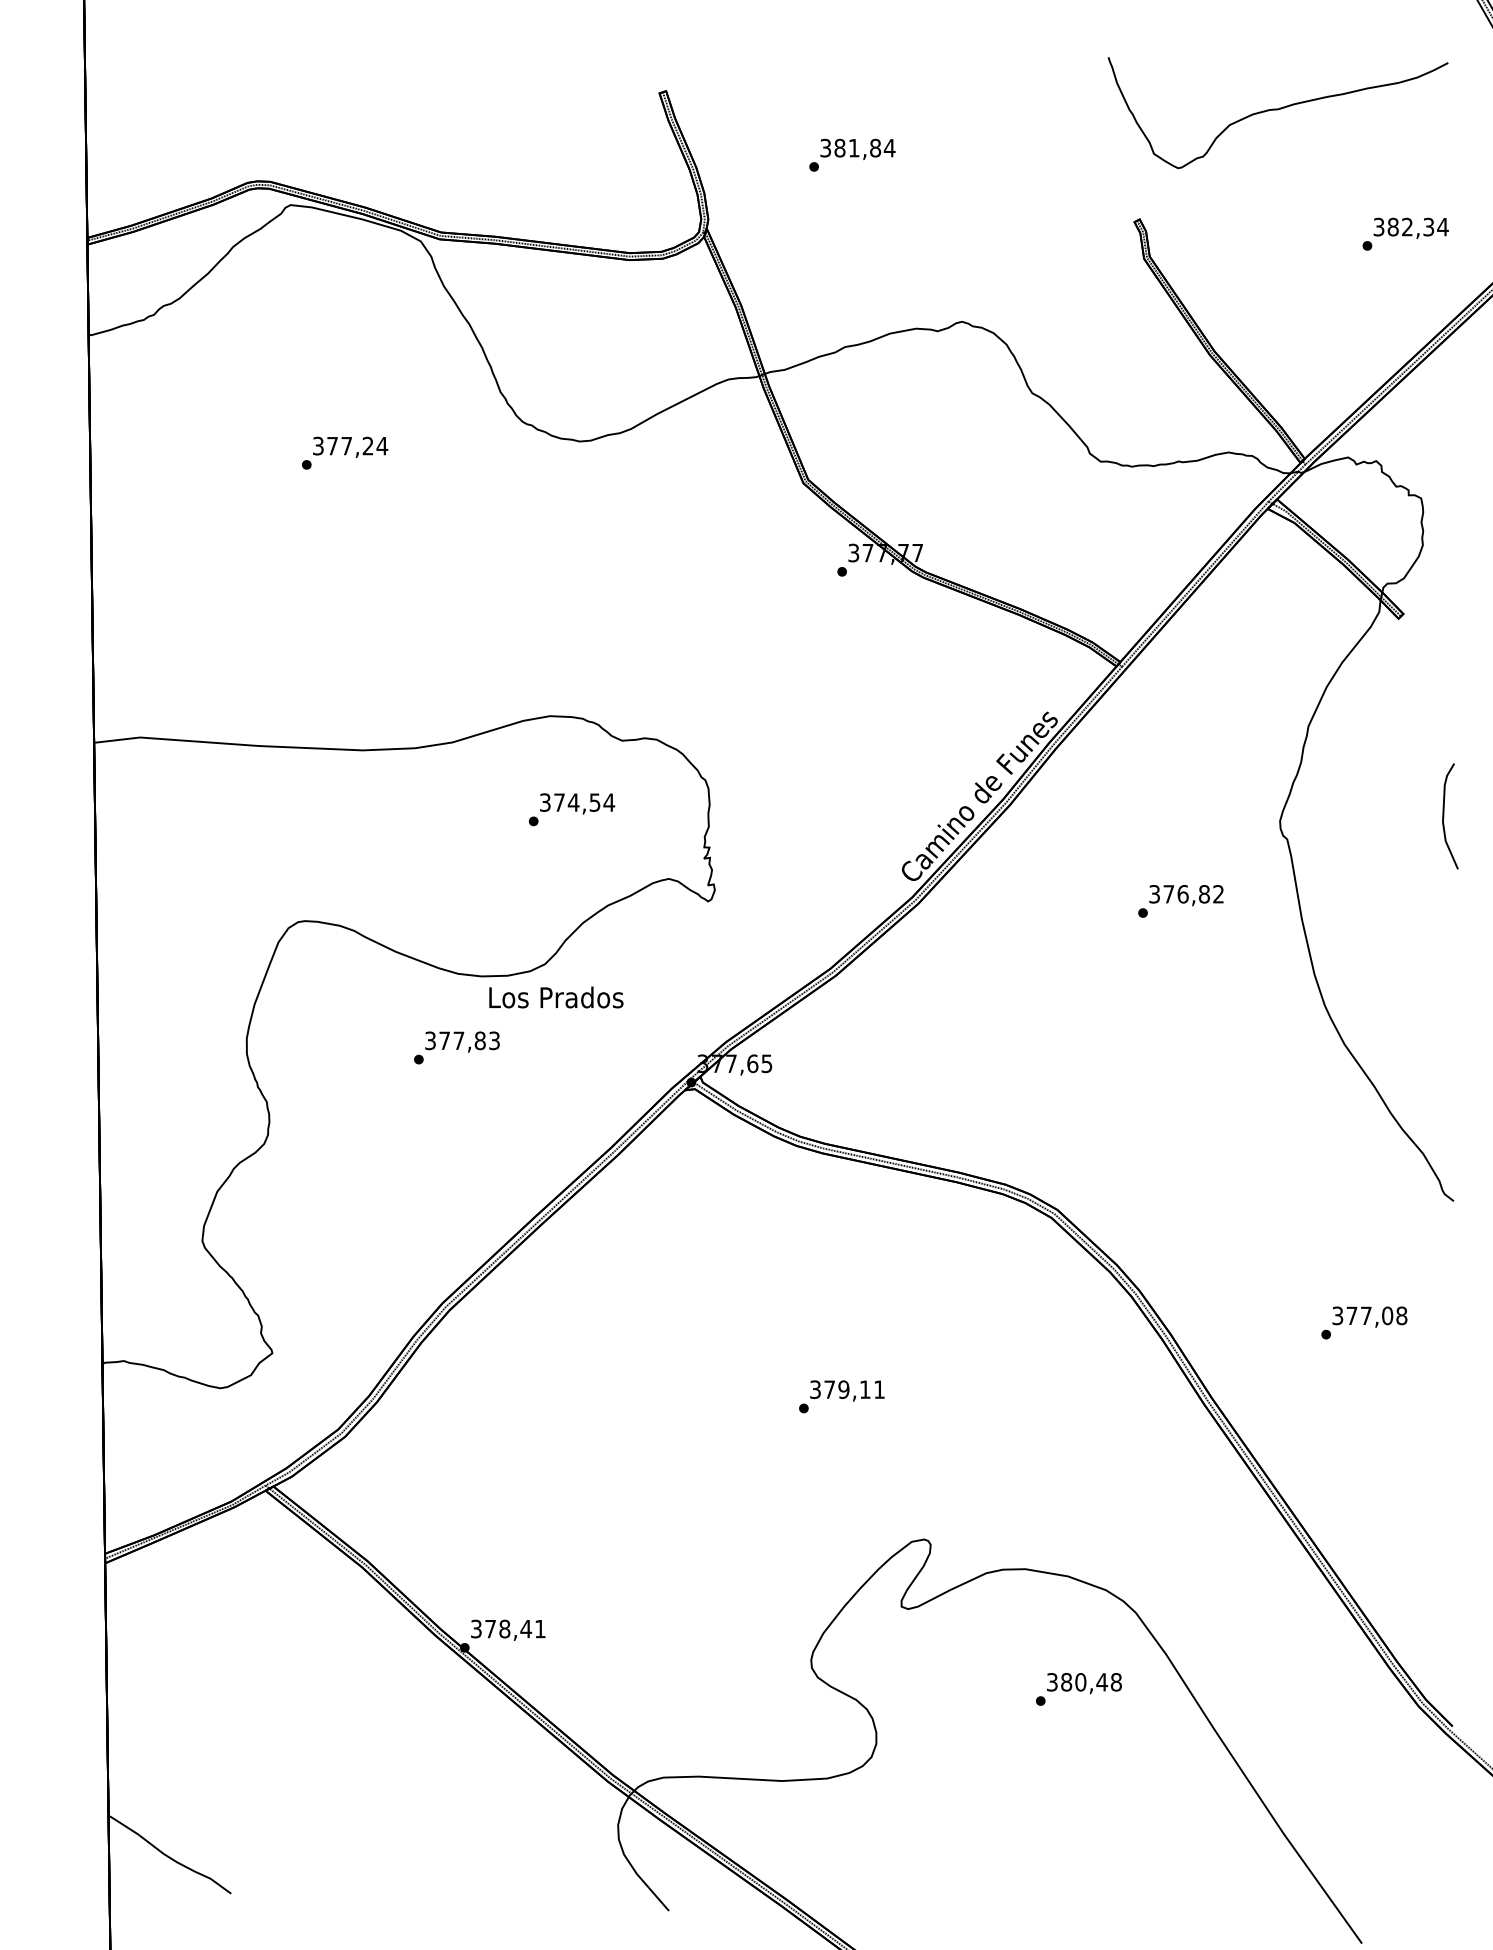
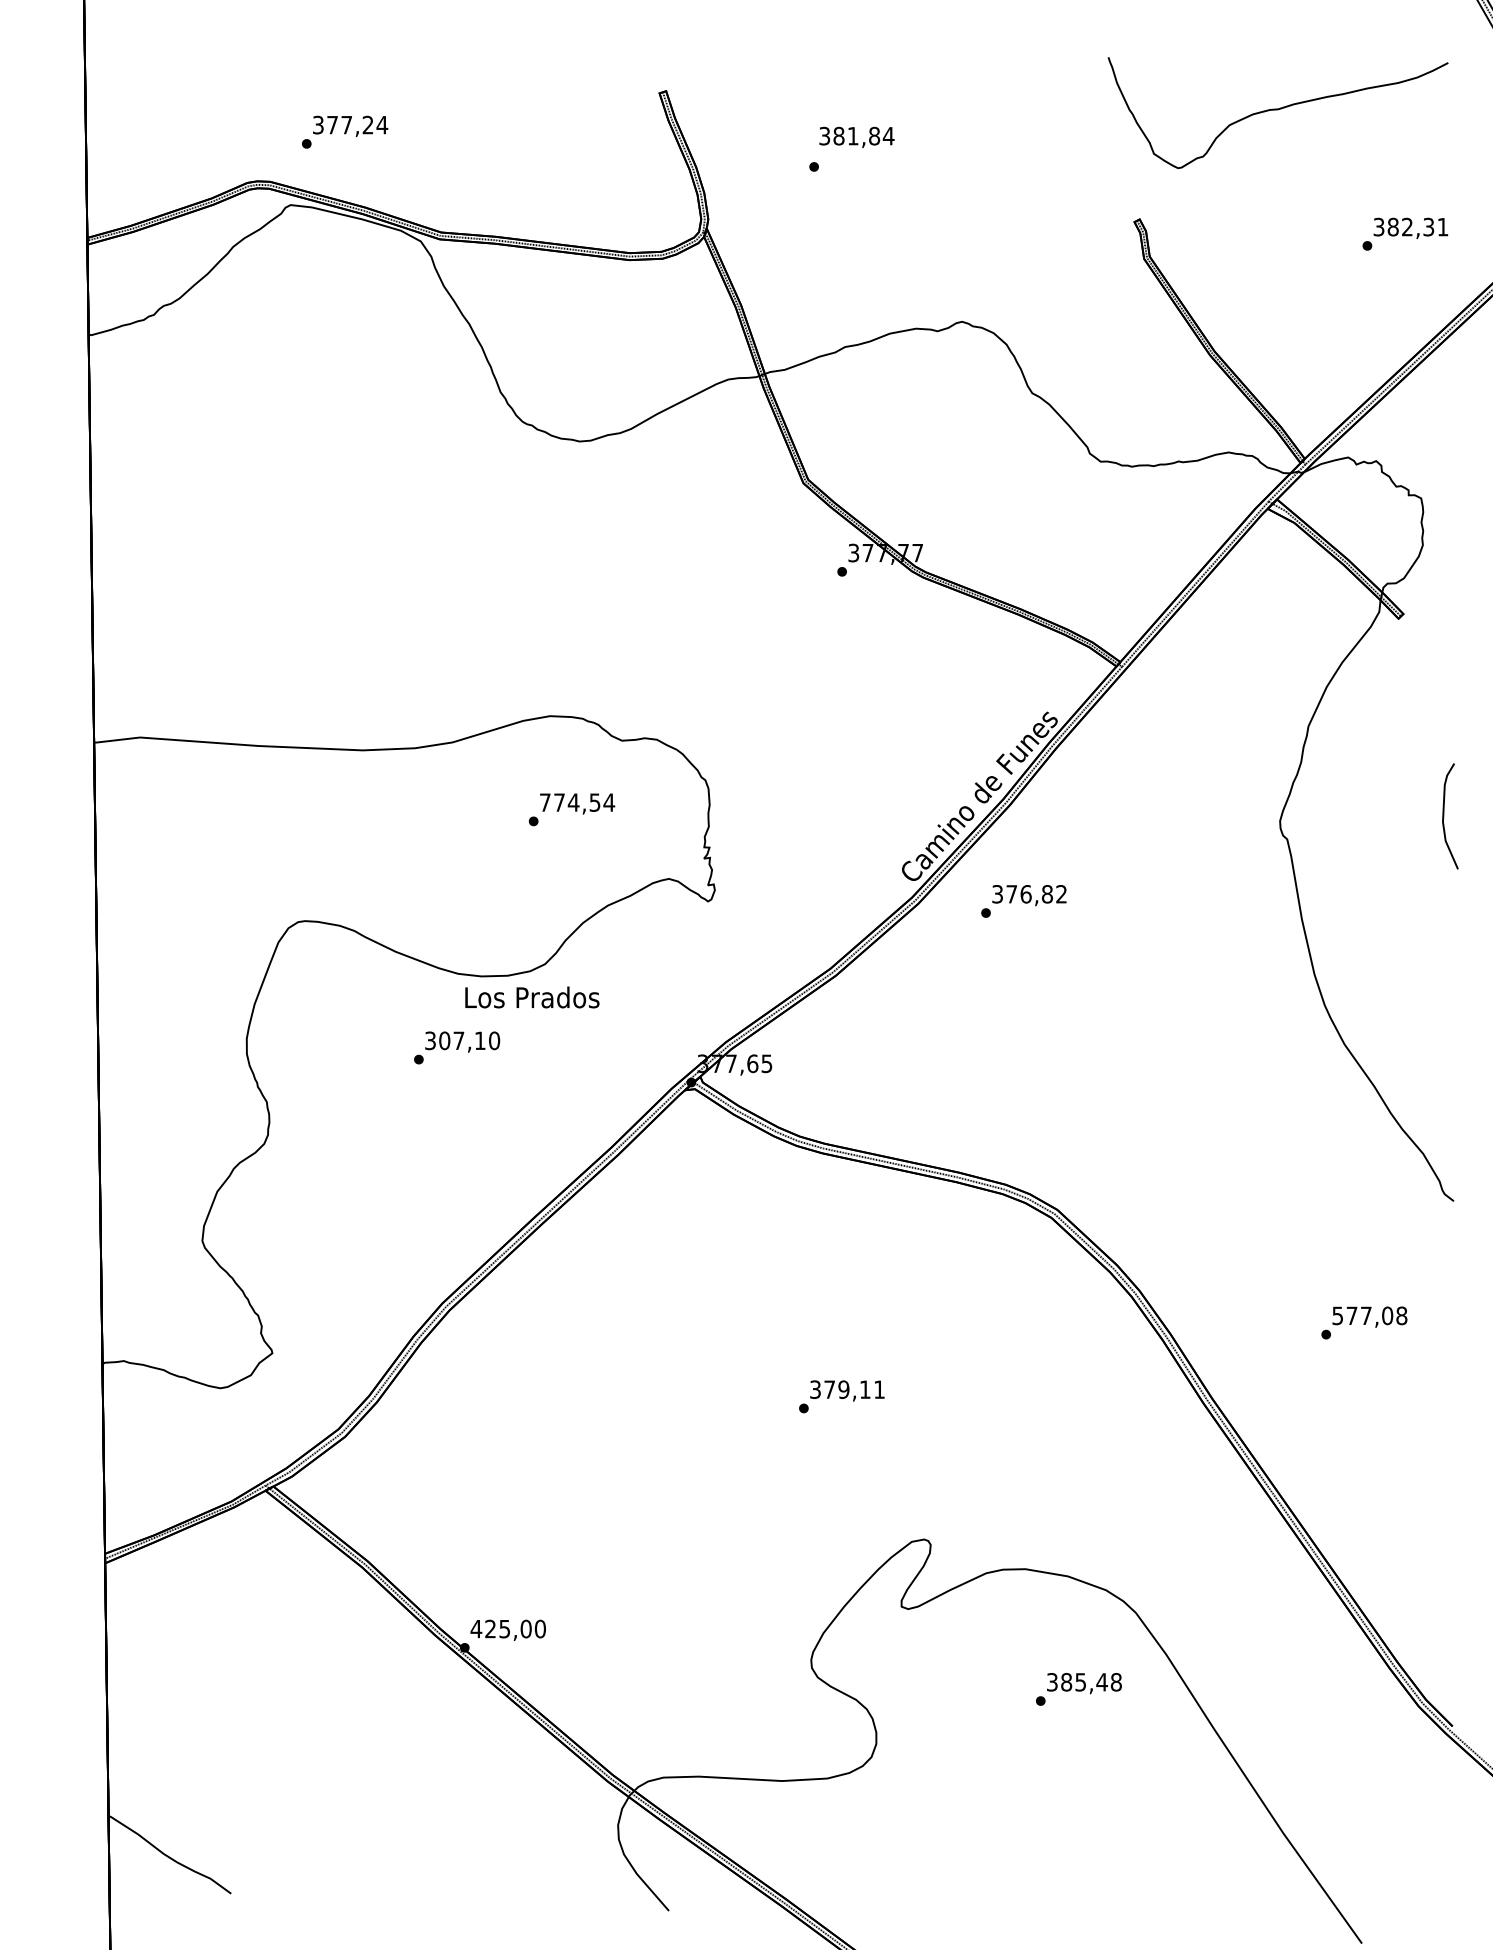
text position: (857, 149) -> (856, 137) (856, 137)
text: 382,34 -> 382,31 (1442, 227)
text position: (345, 452) -> (345, 131) (345, 131)
text: 374,54 -> 774,54 (545, 802)
text position: (1180, 901) -> (1023, 901) (1023, 901)
text position: (556, 997) -> (532, 997) (532, 997)
text: 377,83 -> 307,10 (469, 1040)
text: 377,08 -> 577,08 (1338, 1315)
text: 378,41 -> 425,00 (507, 1628)
text: 380,48 -> 385,48 (1080, 1682)
